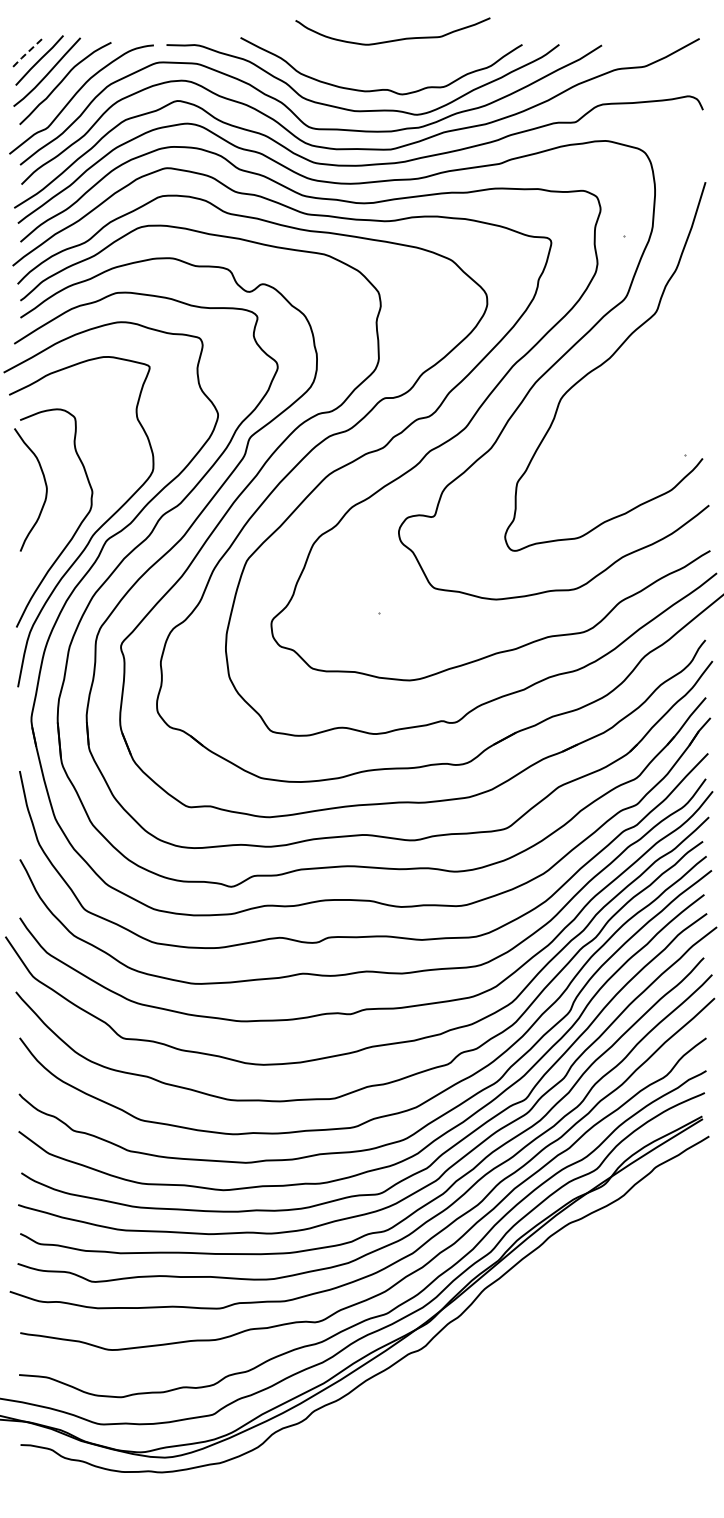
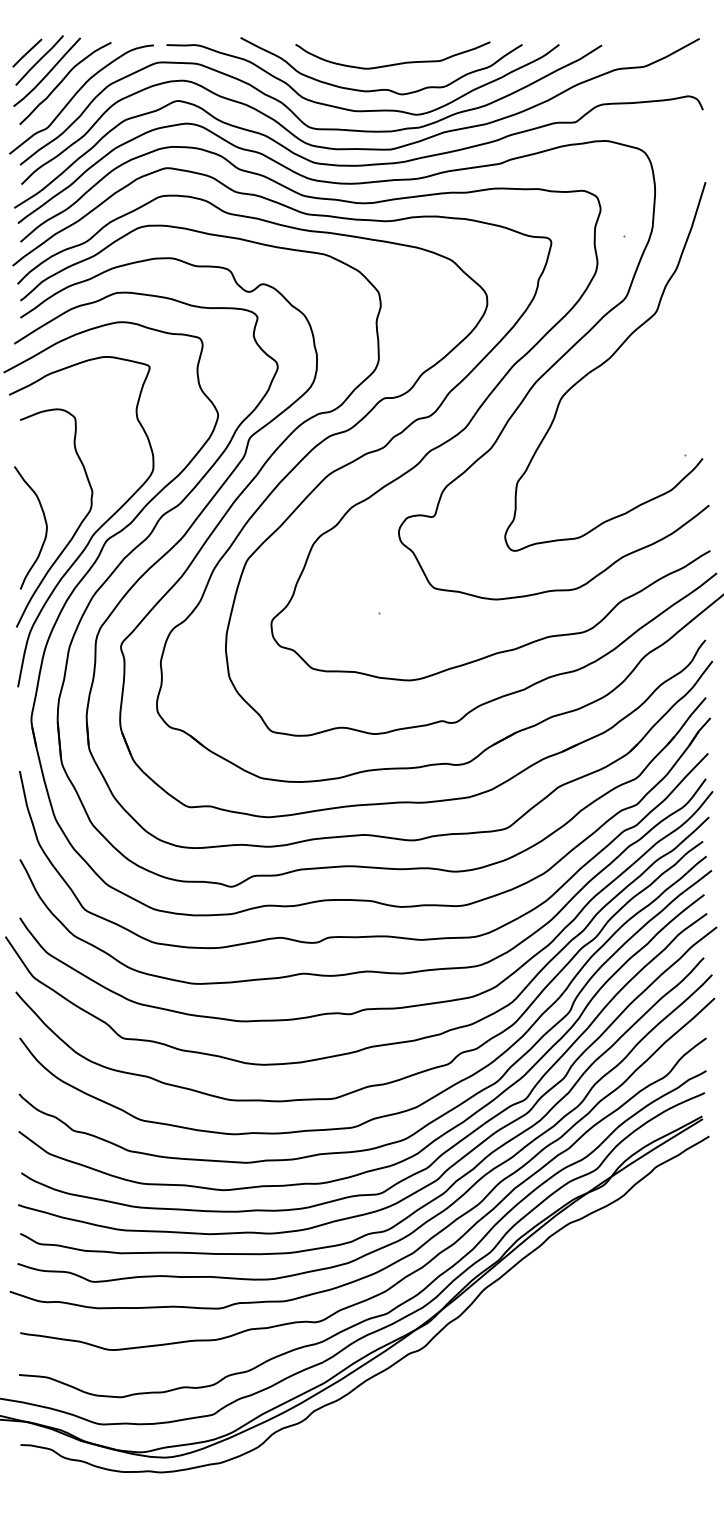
curve position: (394, 39) -> (394, 63) (394, 63)
line: dashed -> solid (26, 53)
curve position: (45, 487) -> (45, 525) (45, 525)
